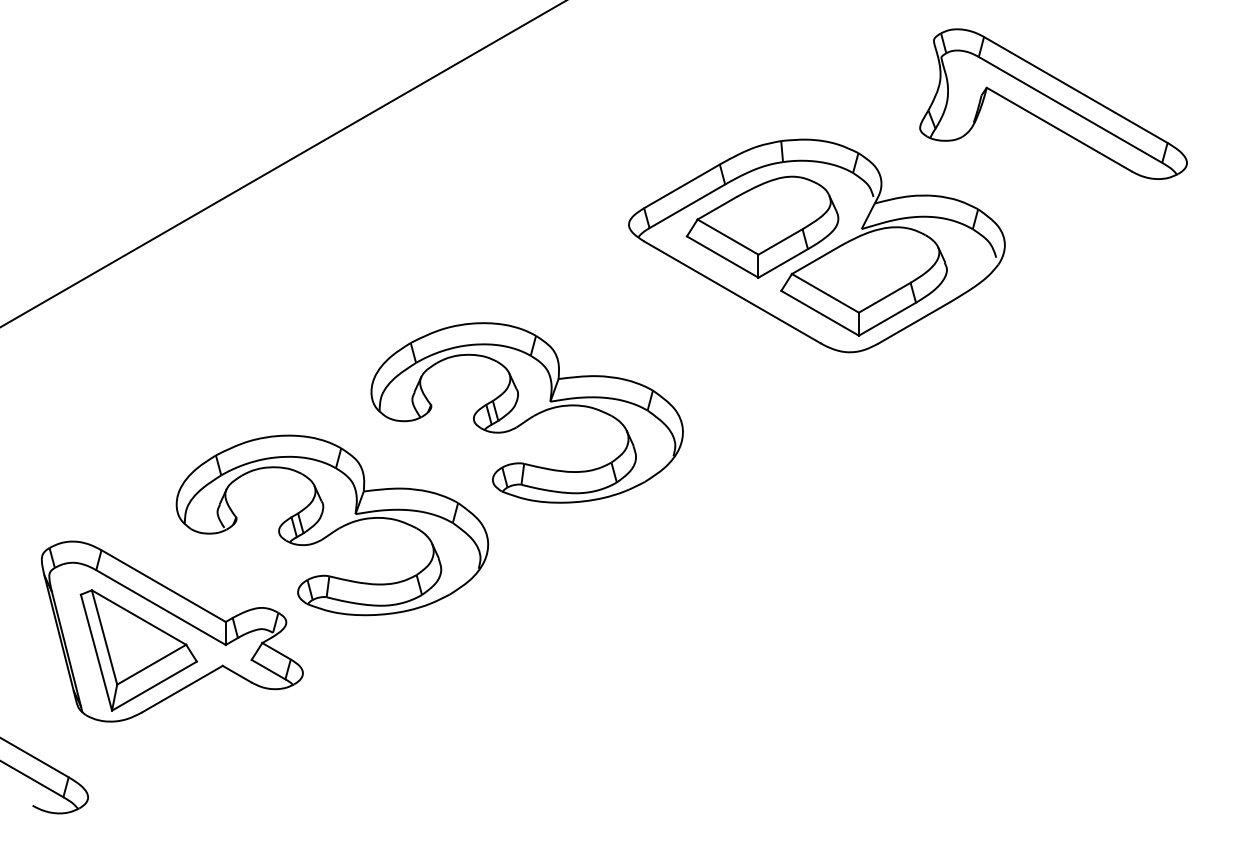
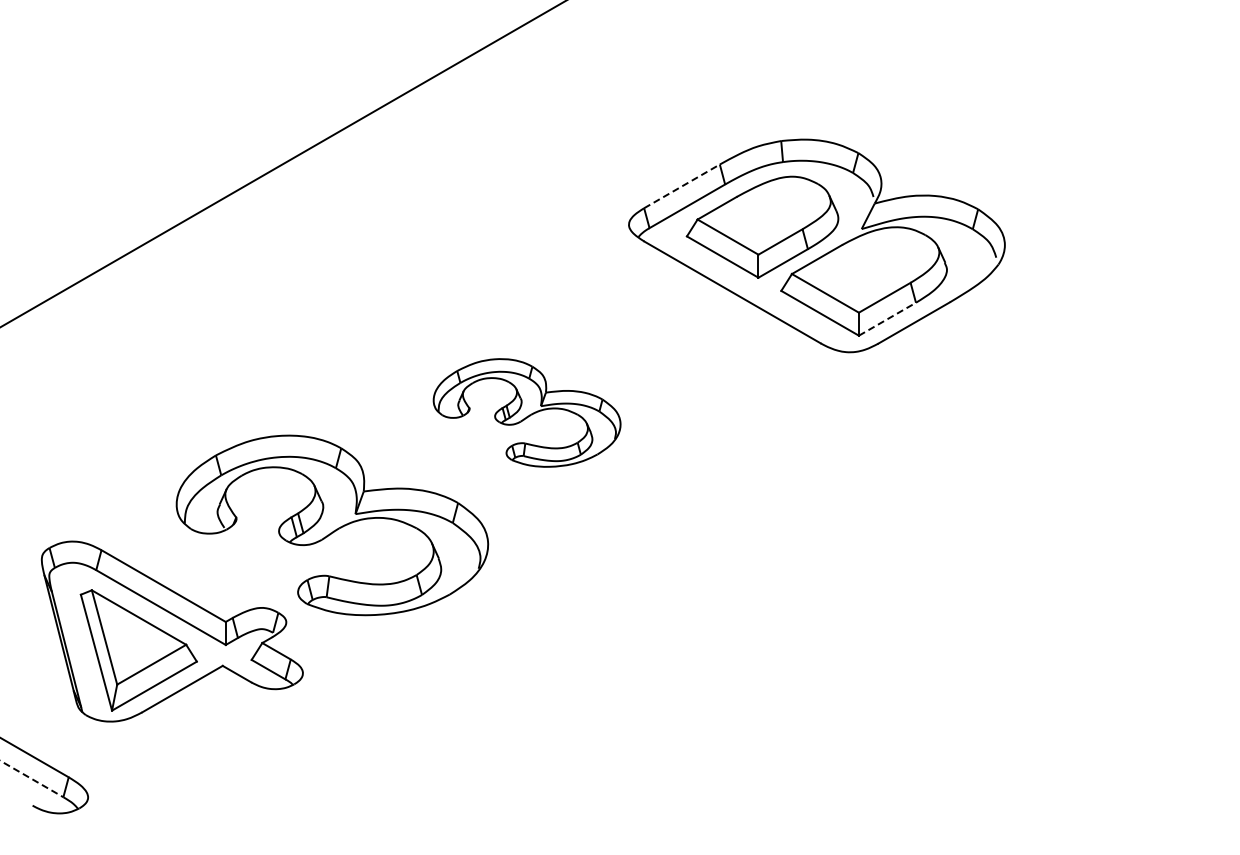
part: present -> none (1053, 103)
line: solid -> dashed (682, 186)
line: solid -> dashed (887, 319)
part size: 314x182 px -> 190x110 px (526, 412)
line: solid -> dashed (32, 779)
